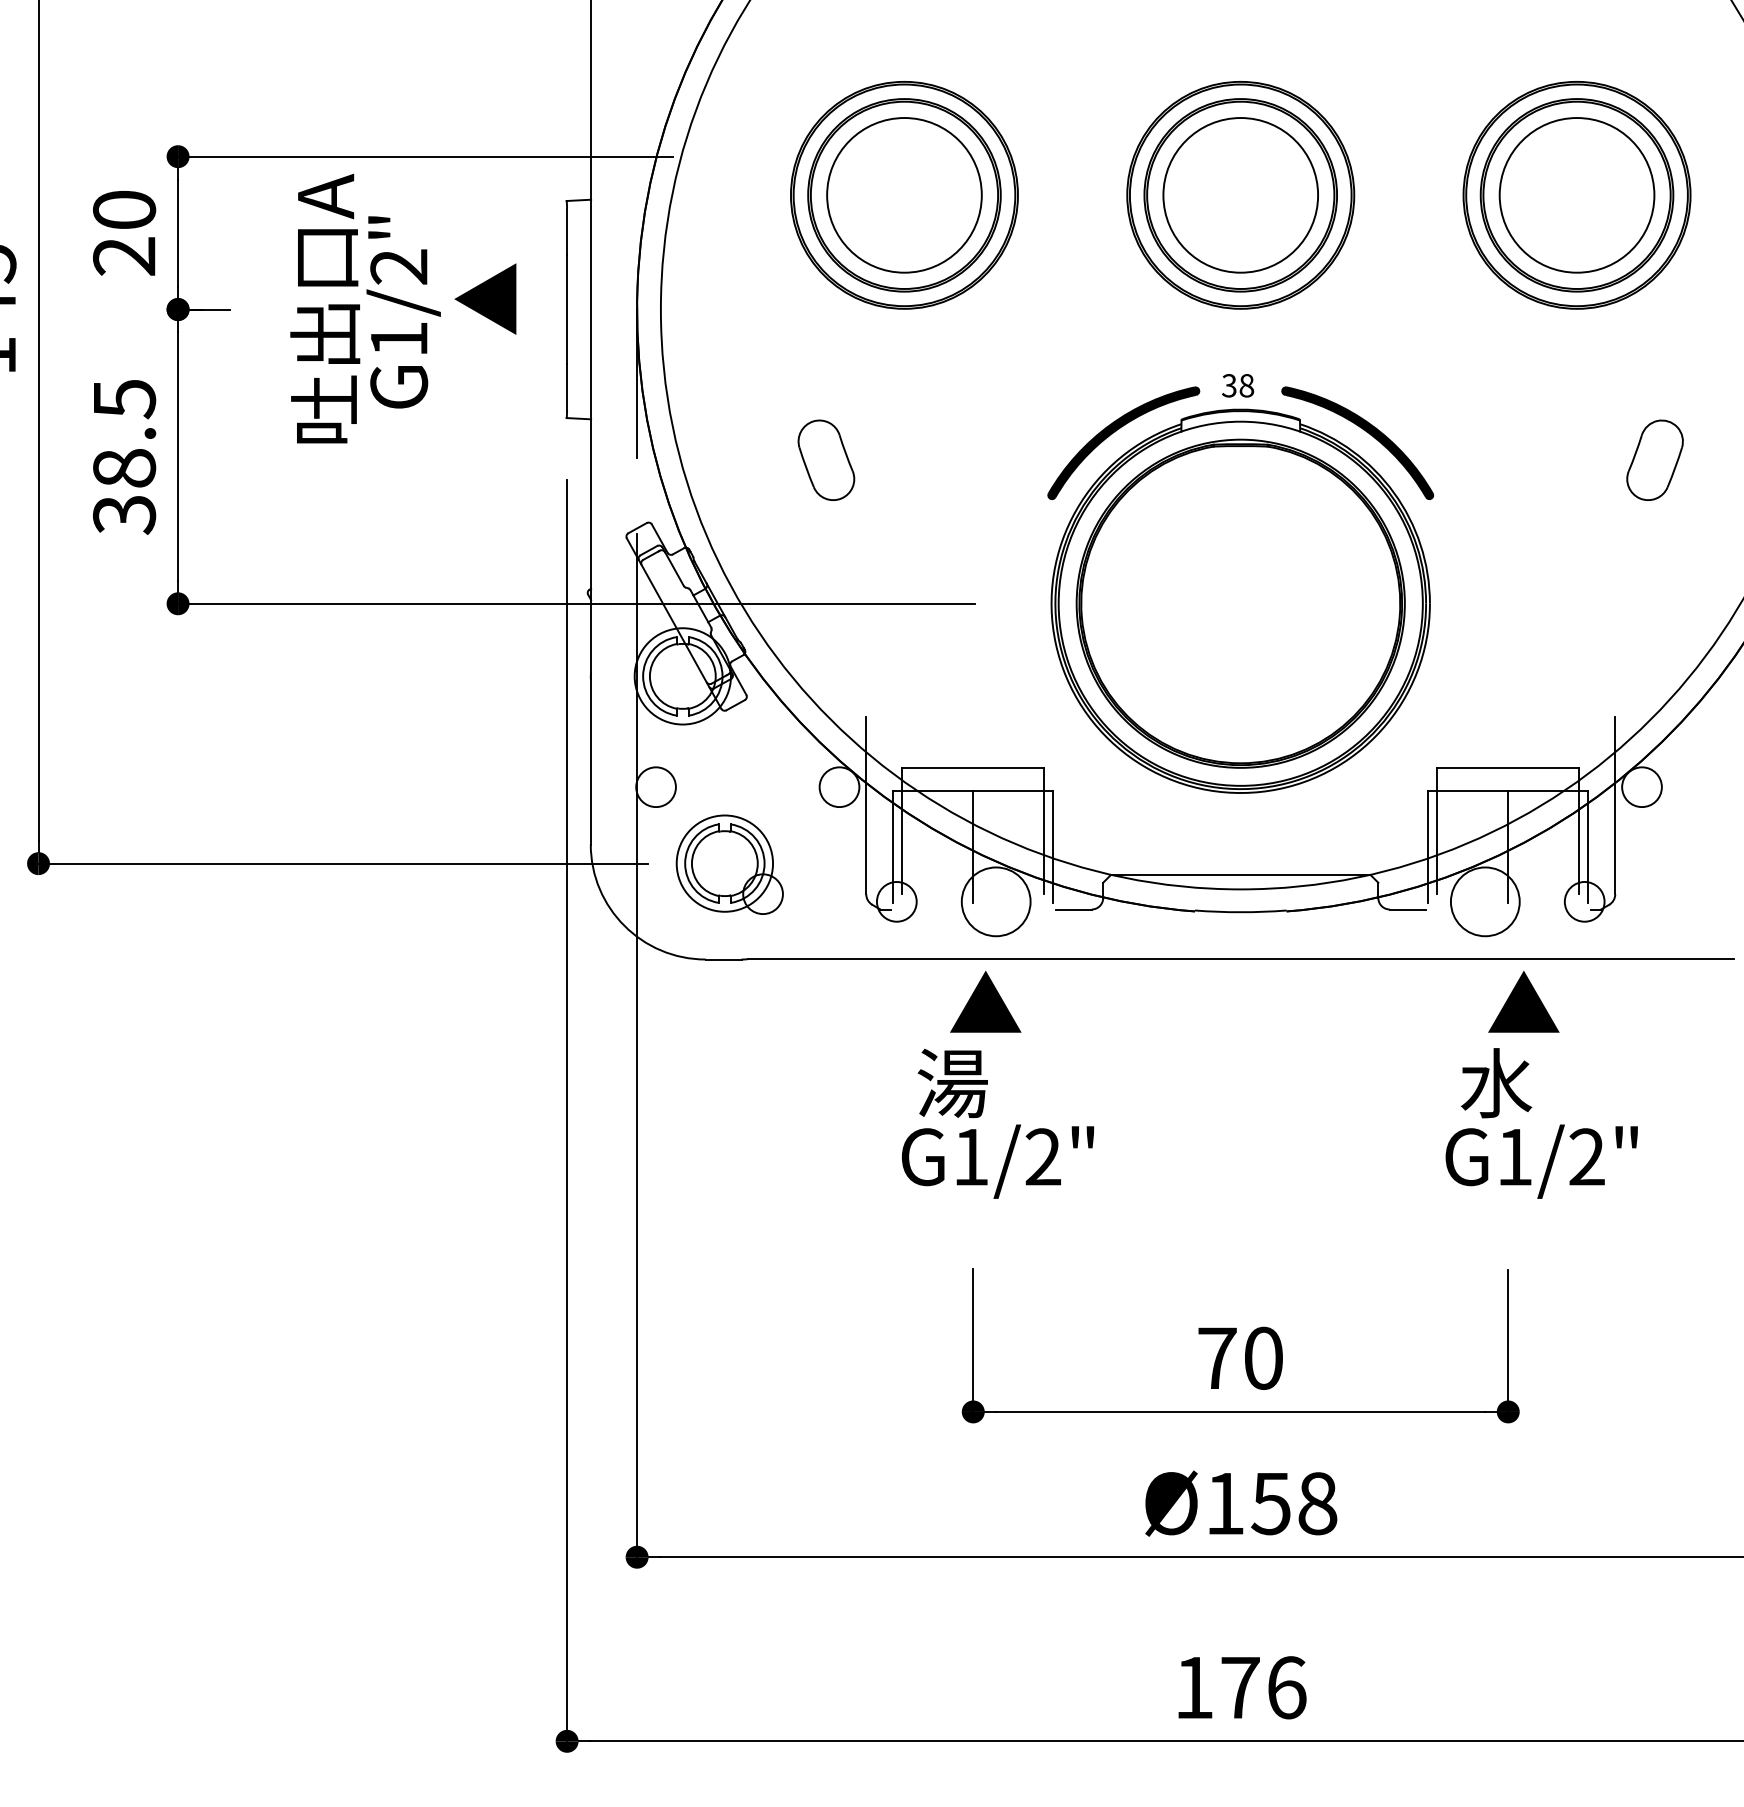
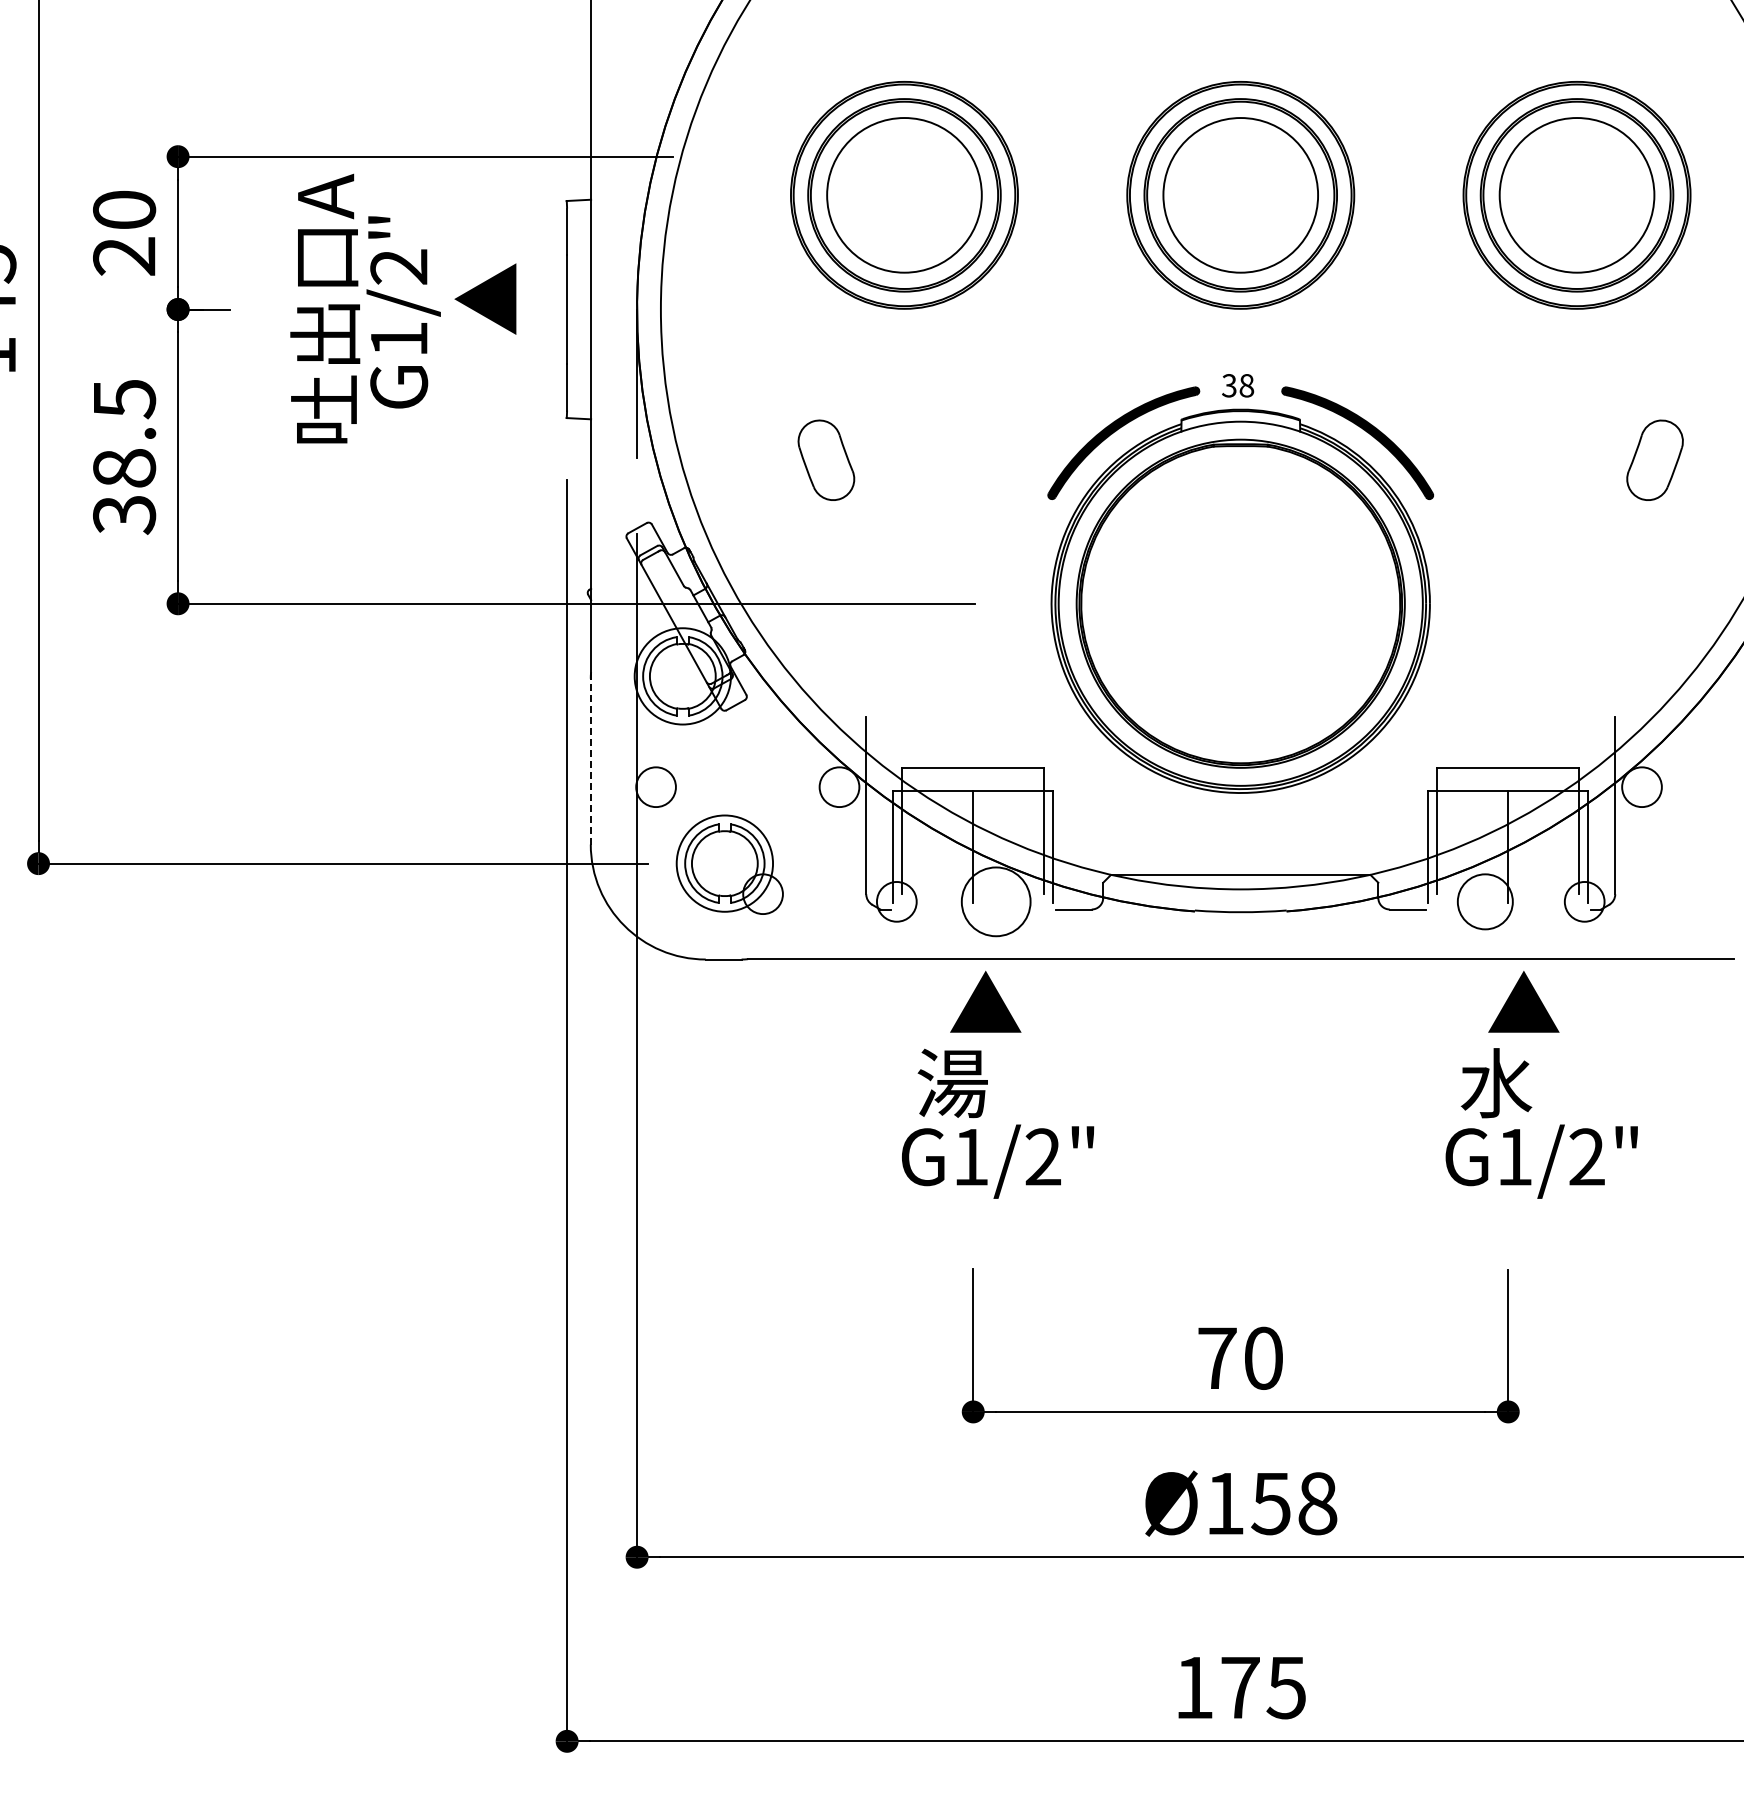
line: solid -> dashed (590, 761)
circle diameter: 69 px -> 55 px (1484, 901)
text: 176 -> 175 (1286, 1687)
